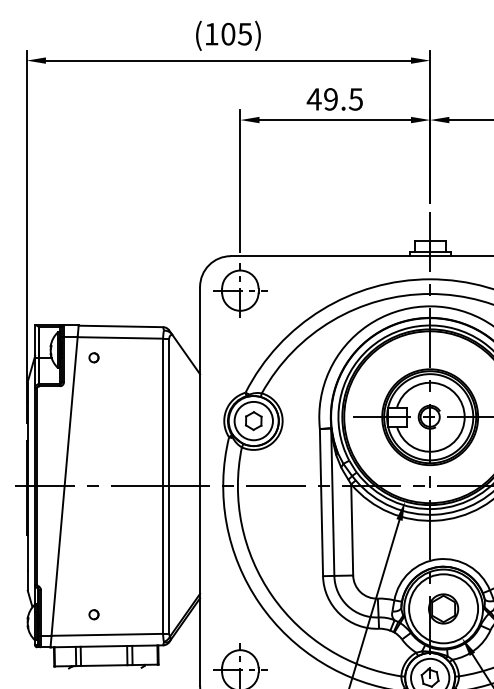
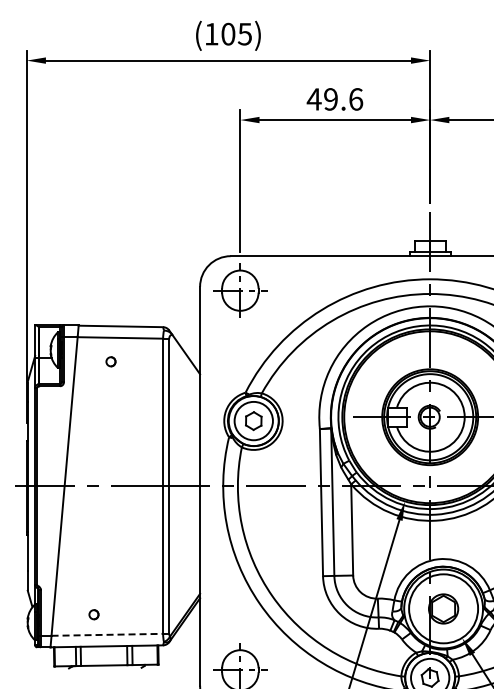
text: 49.5 -> 49.6 (355, 99)
circle position: (93, 357) -> (110, 361) (110, 361)
line: solid -> dashed (107, 634)
